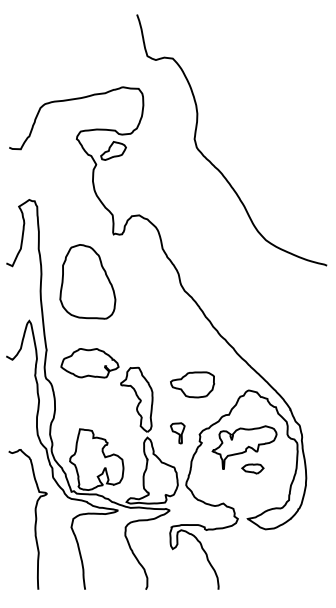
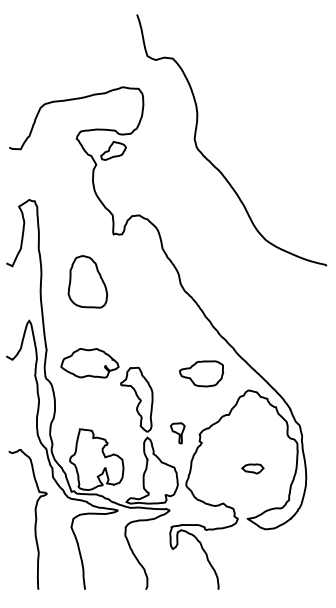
part size: 58x76 px -> 42x54 px (87, 281)
part position: (192, 384) -> (201, 373) (201, 373)
part: present -> none (244, 447)
